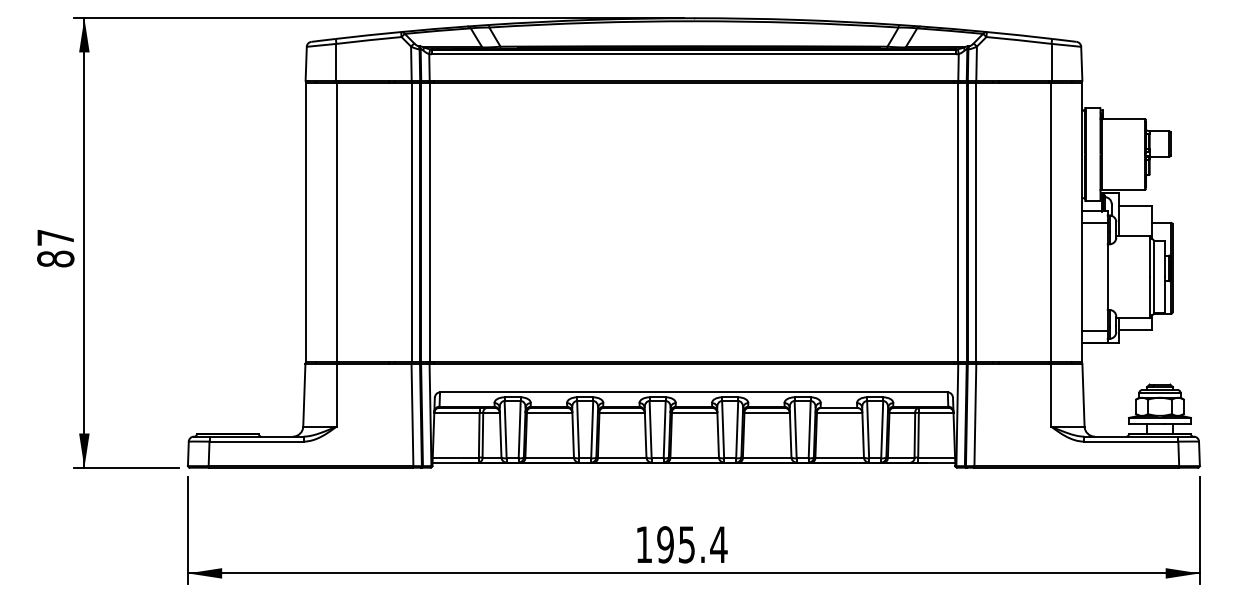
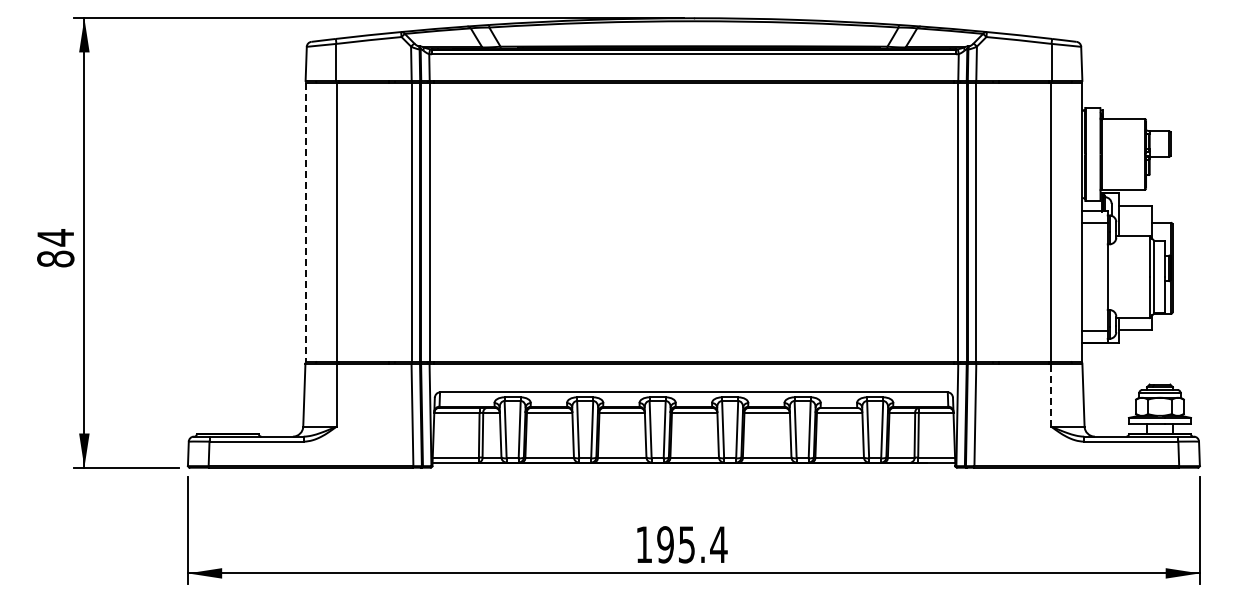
line: solid -> dashed (305, 222)
text: 87 -> 84 (55, 237)
line: solid -> dashed (1051, 395)
